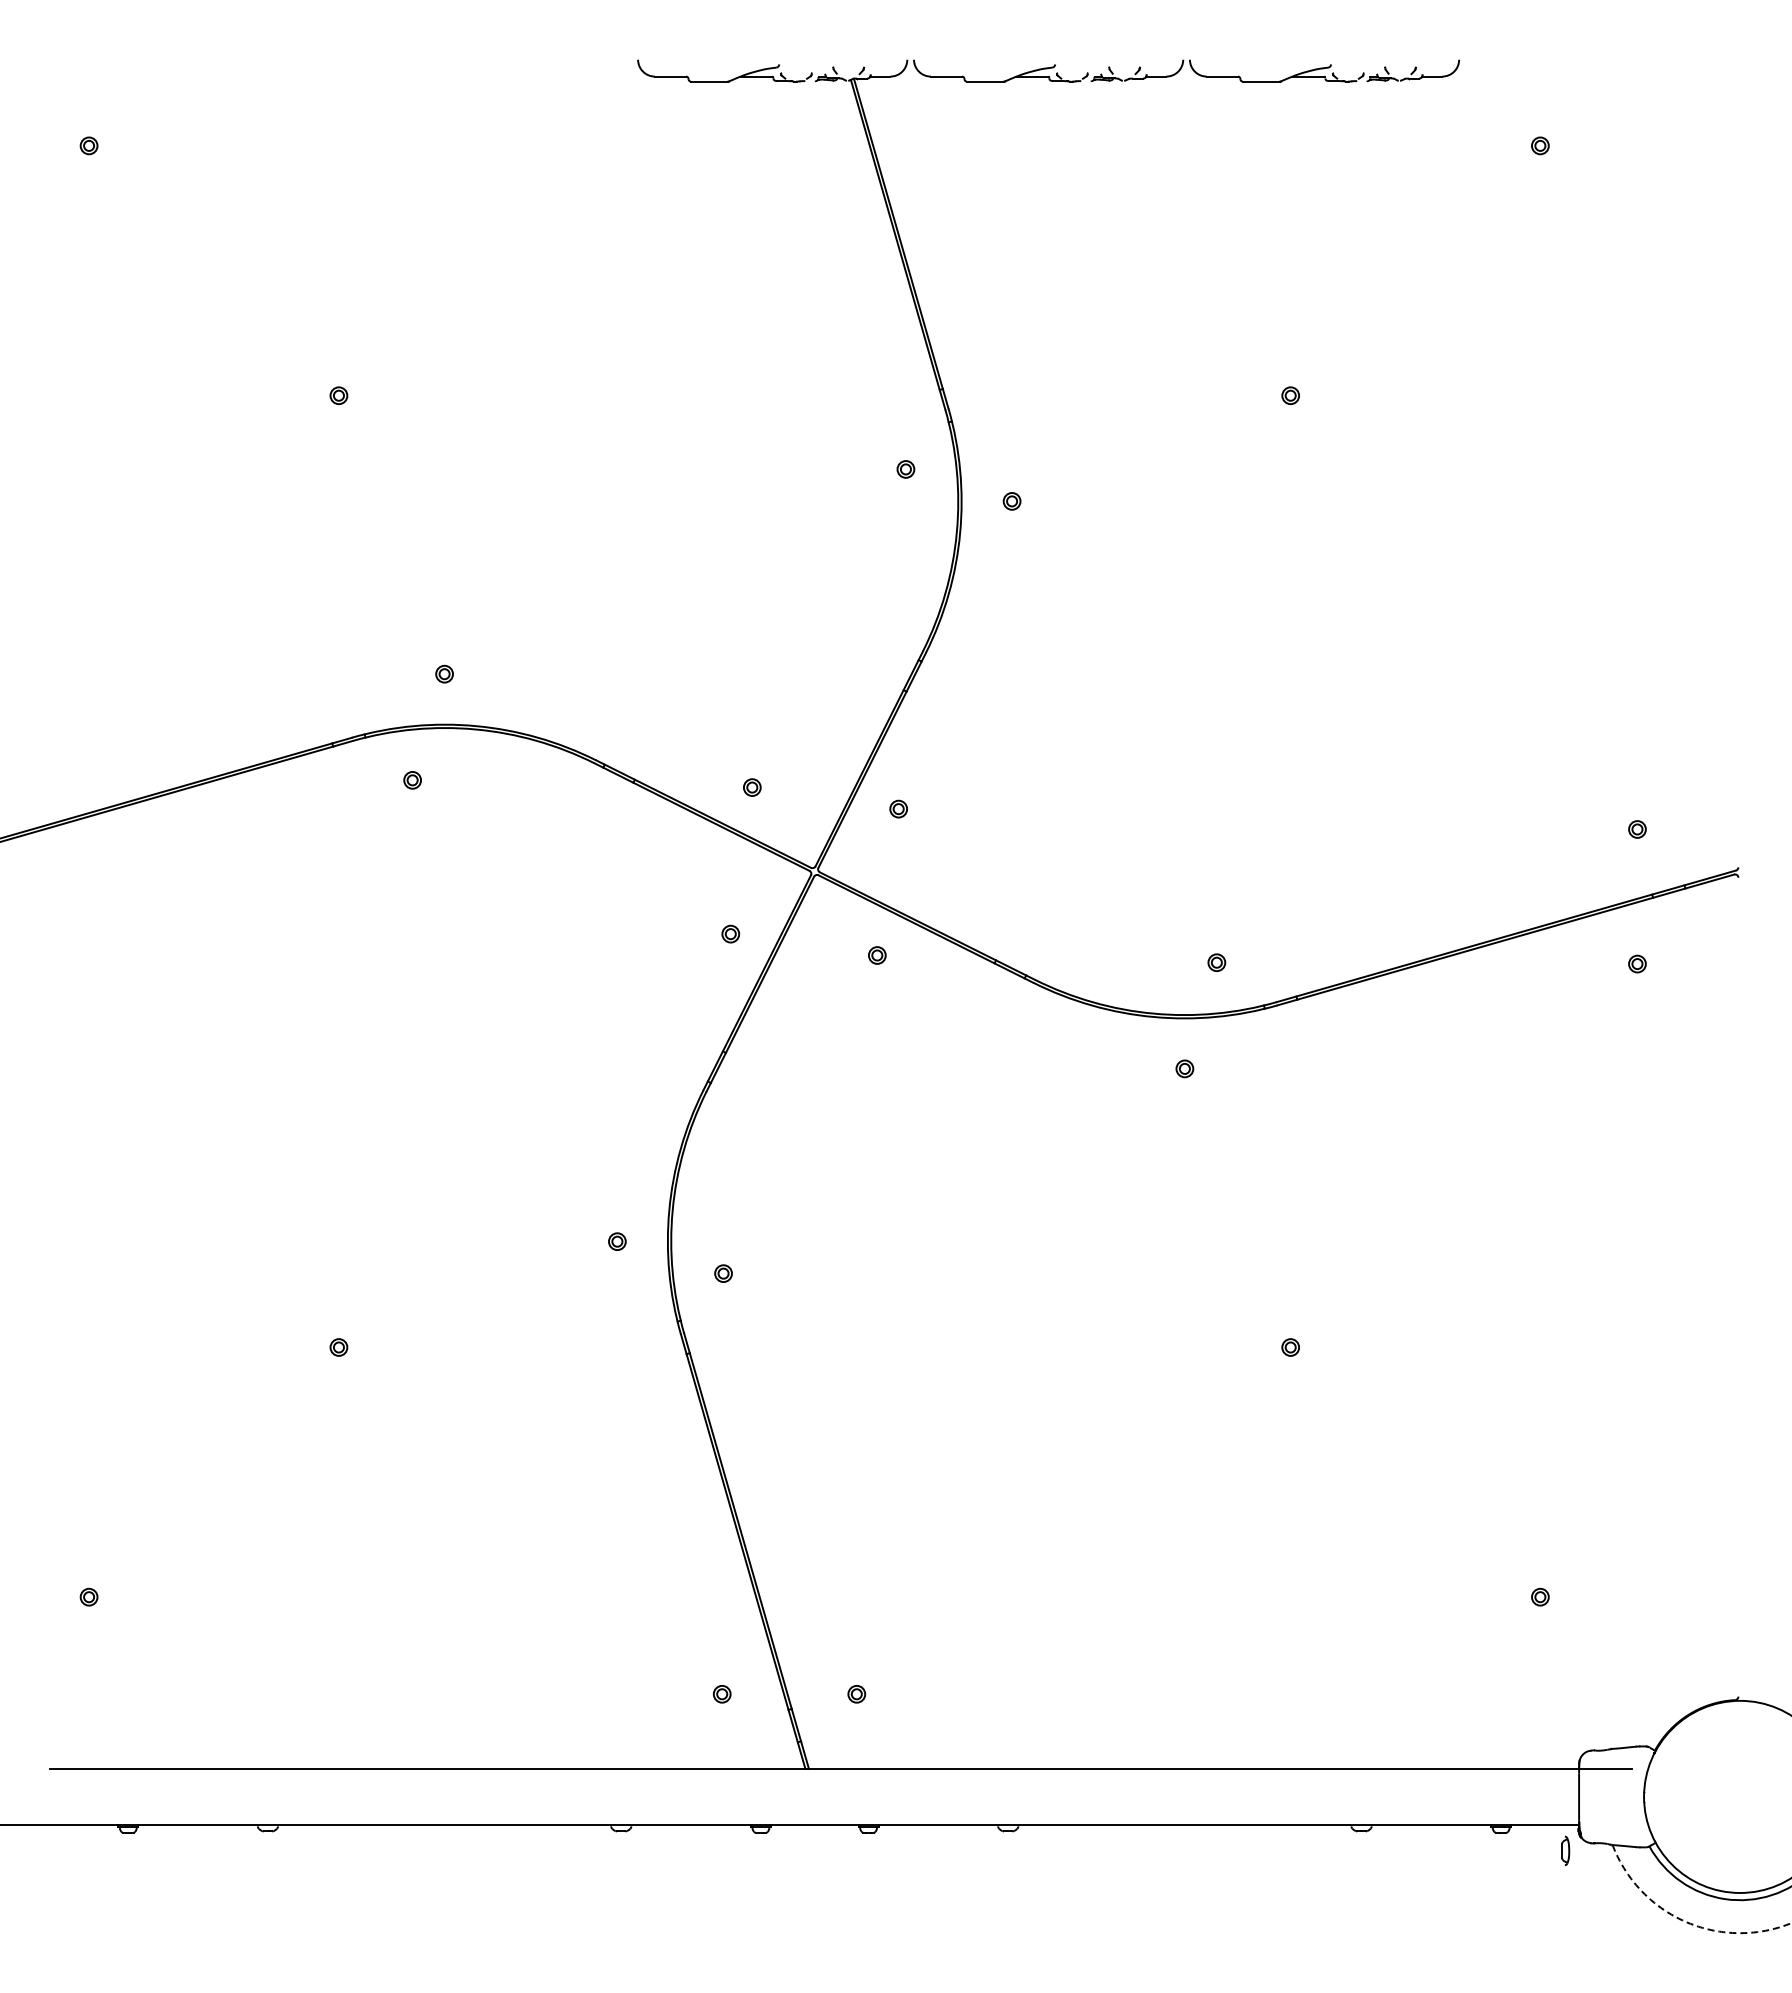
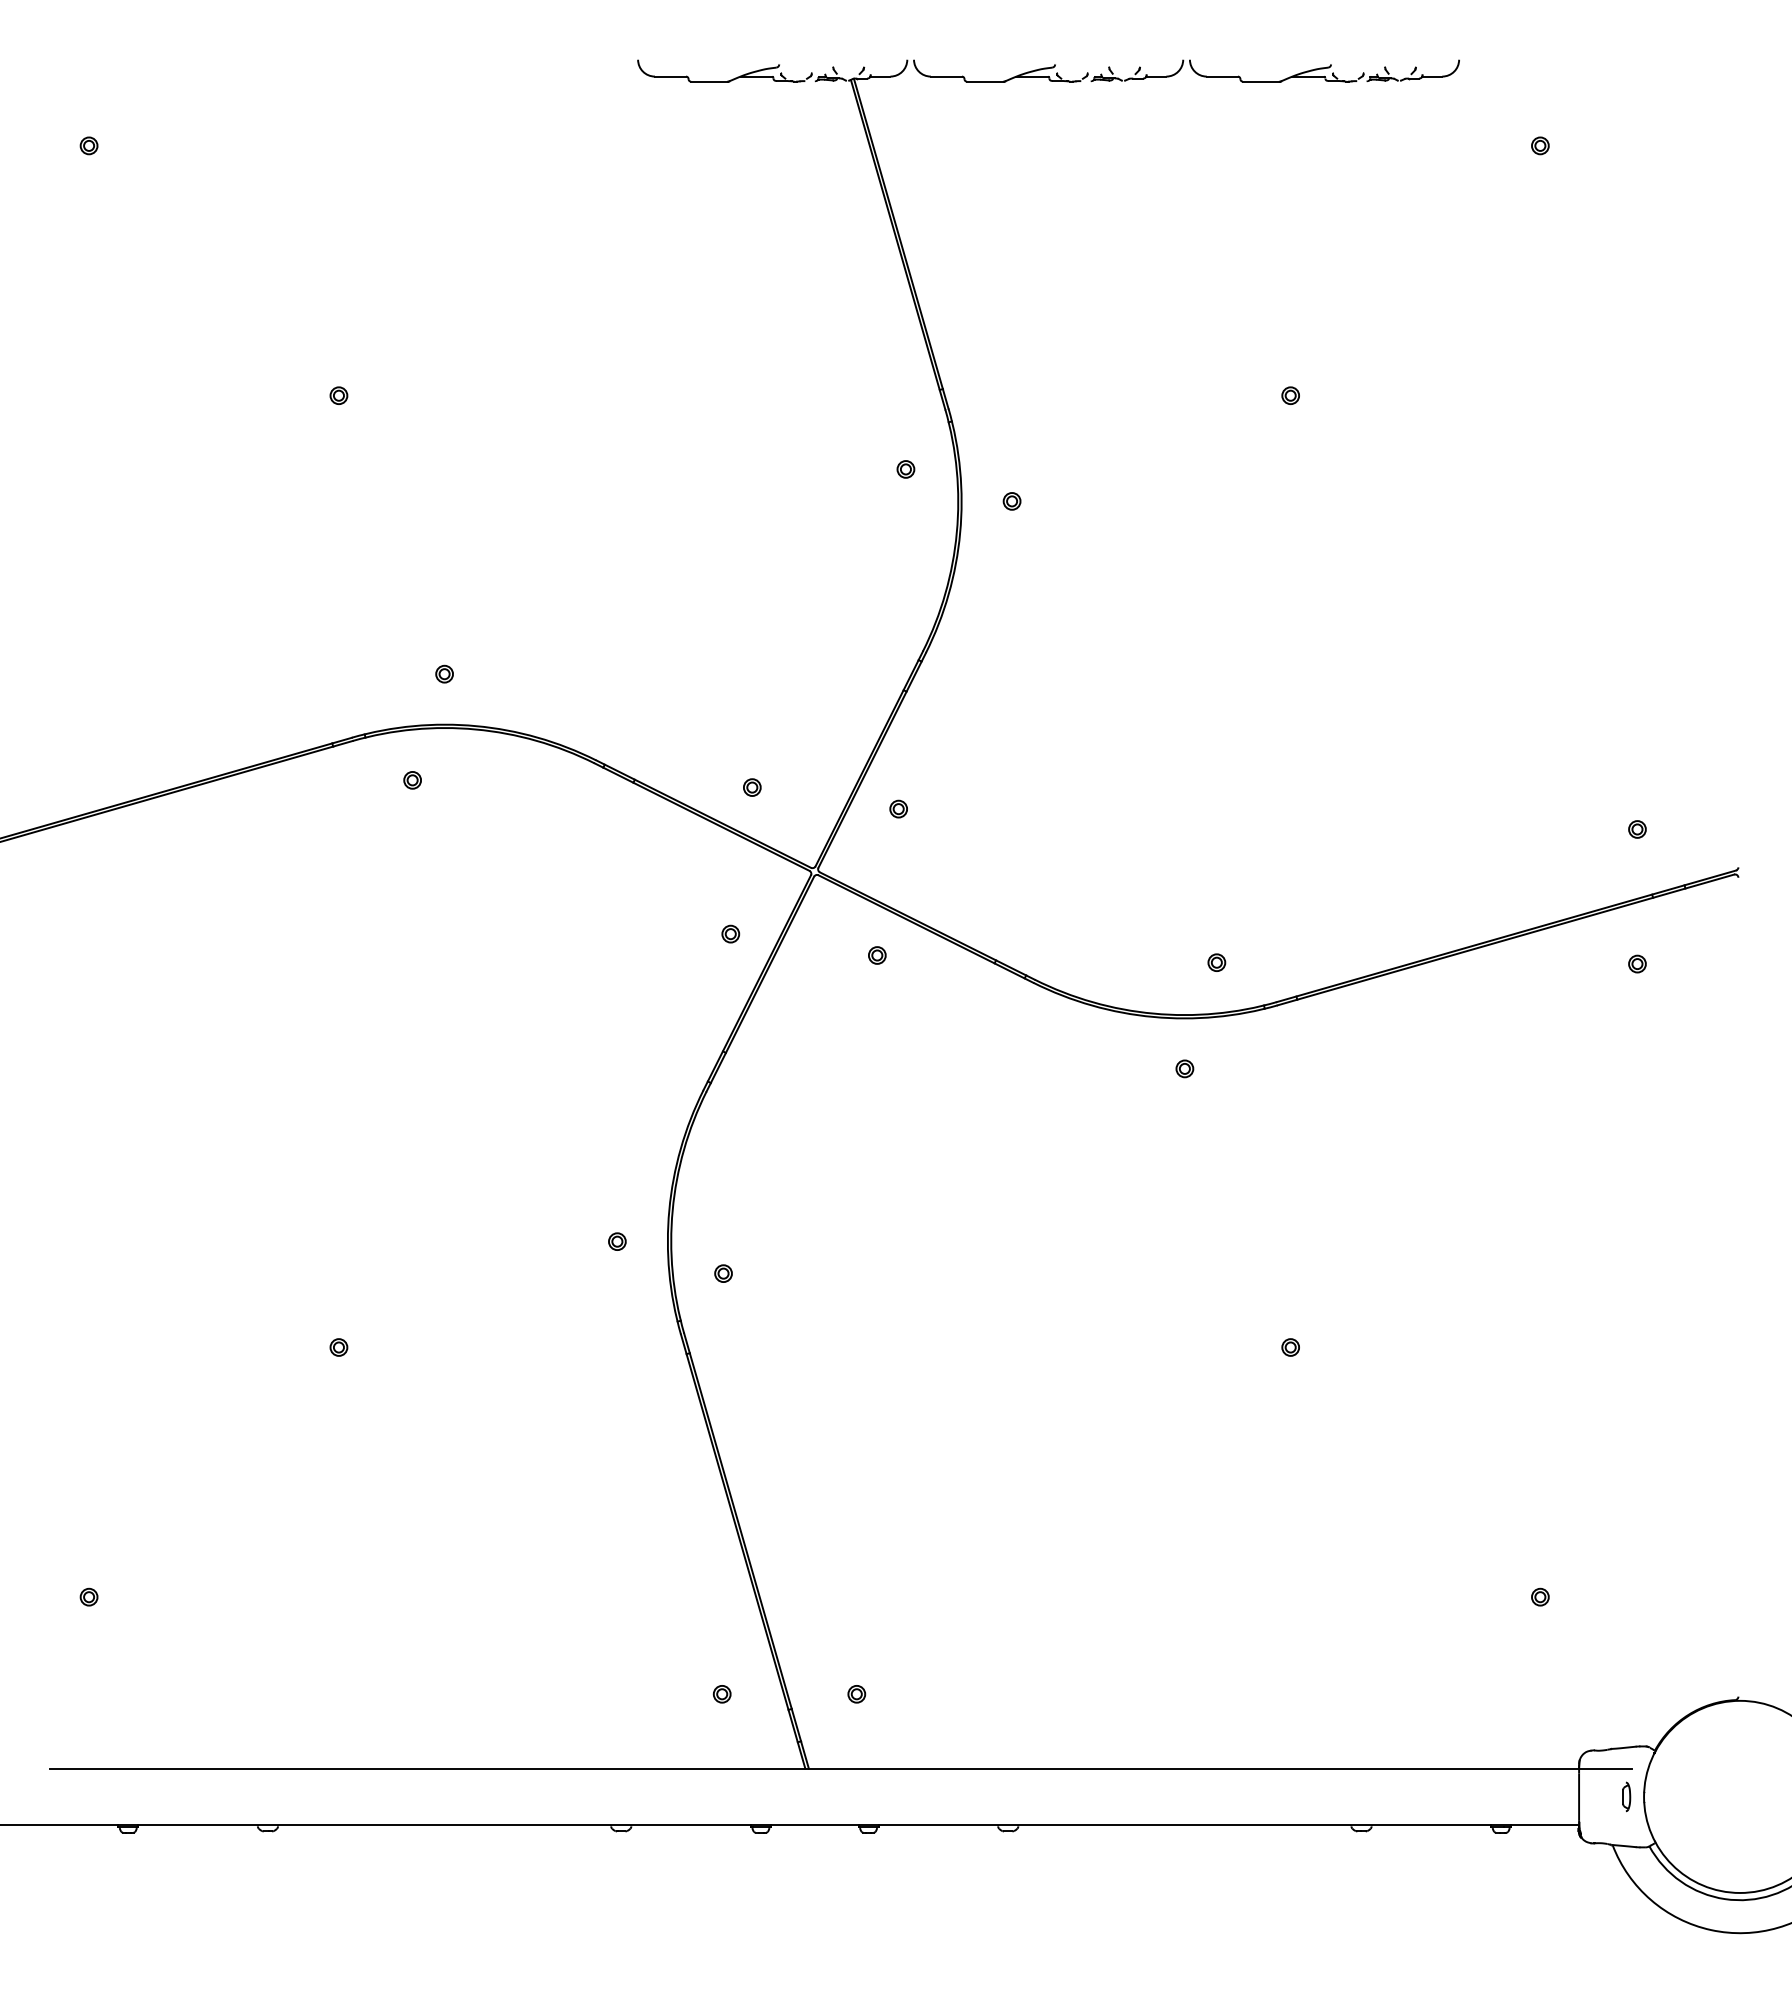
part position: (1565, 1850) -> (1626, 1796) (1626, 1796)
arc: dashed -> solid (1685, 1921)
